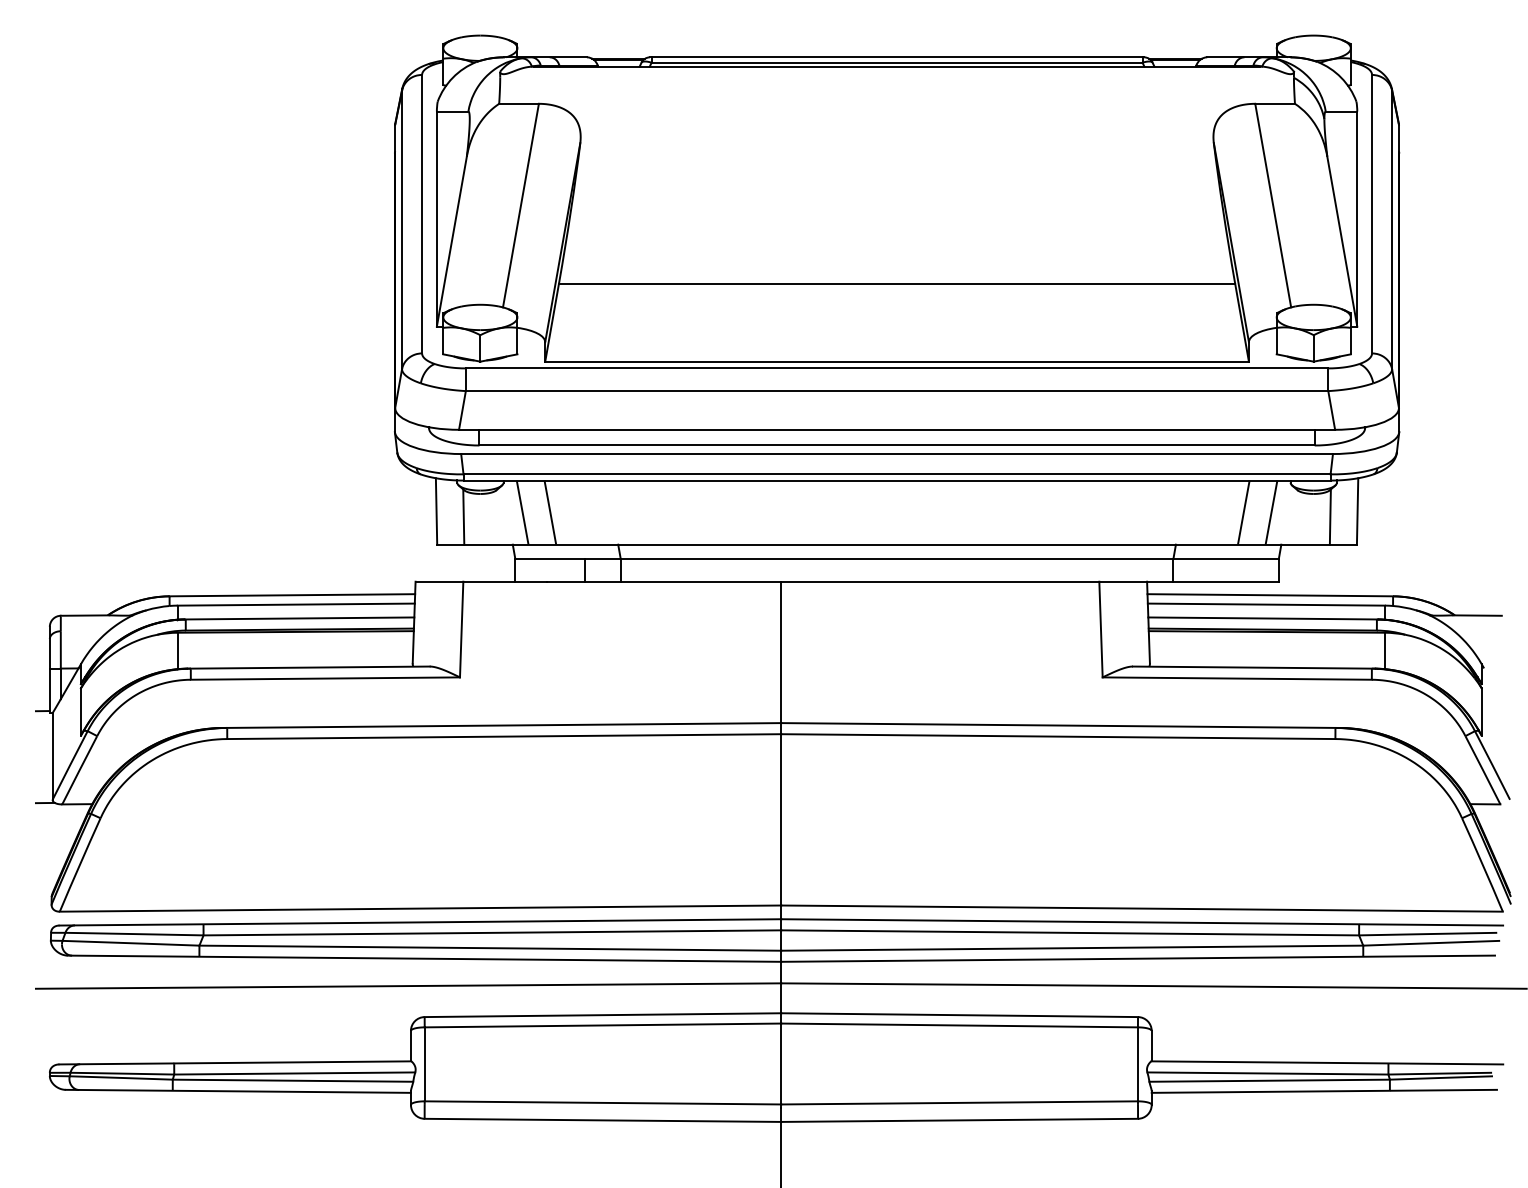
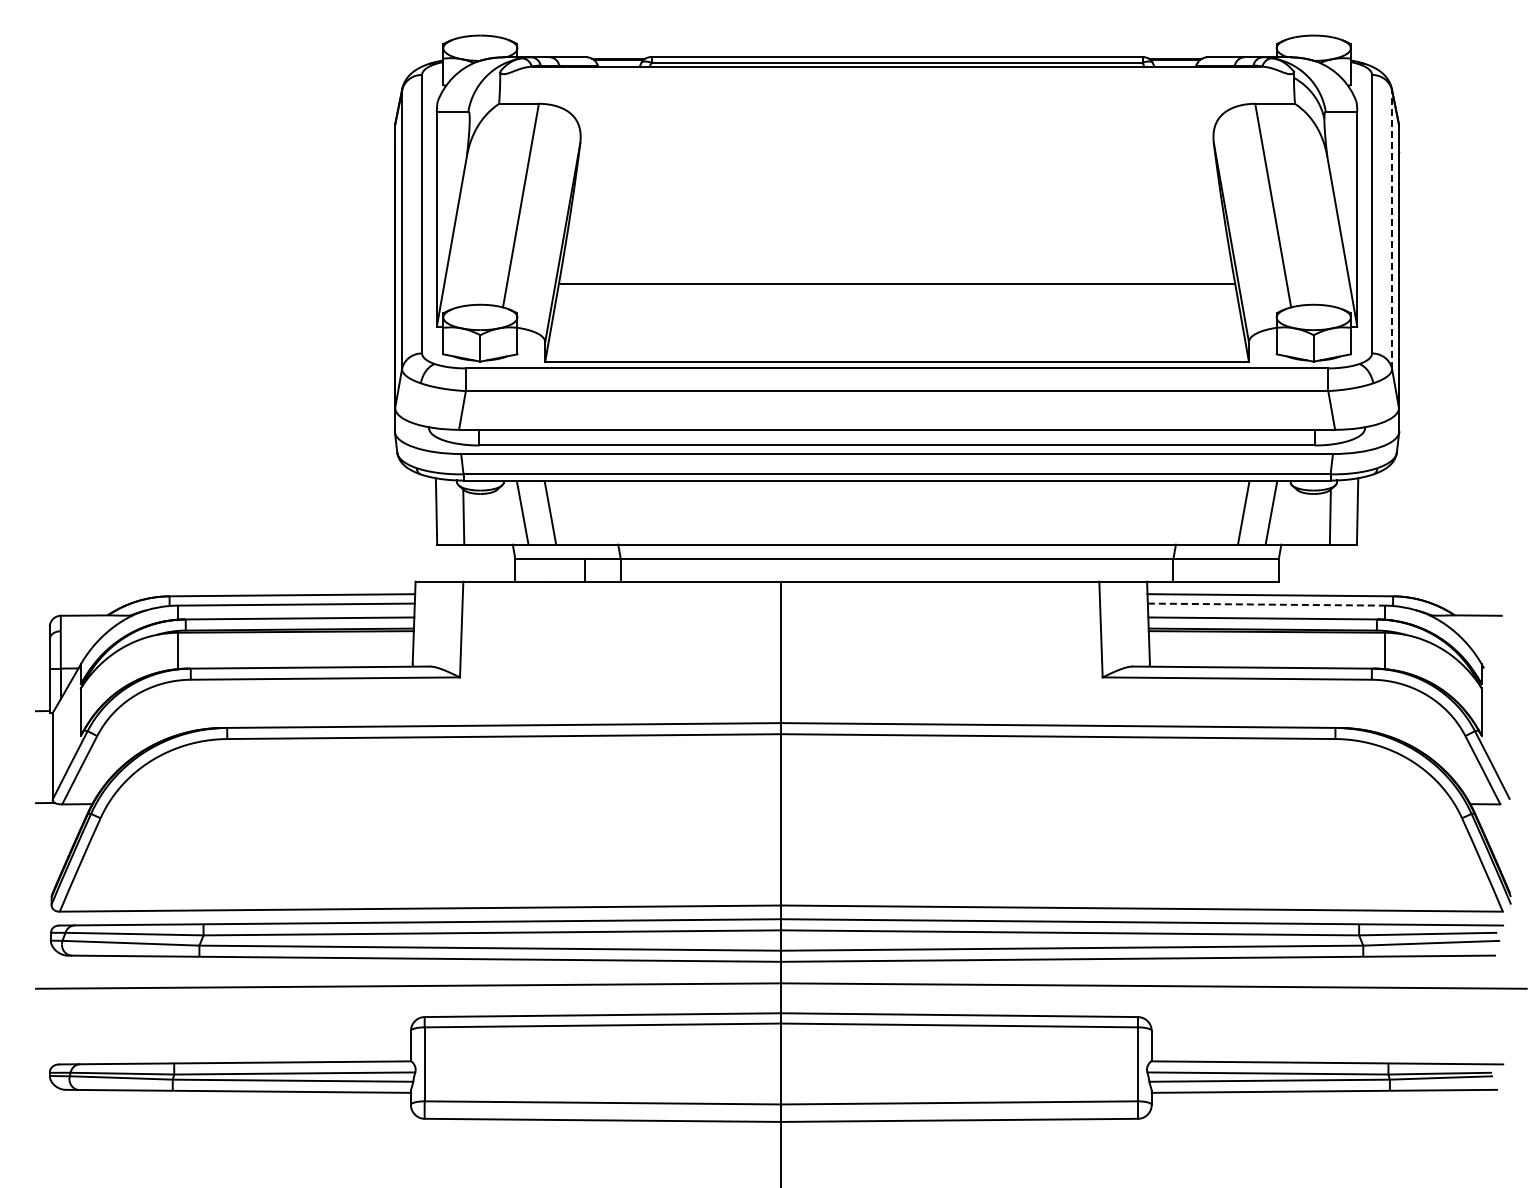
line: solid -> dashed (1392, 229)
line: solid -> dashed (1266, 604)
